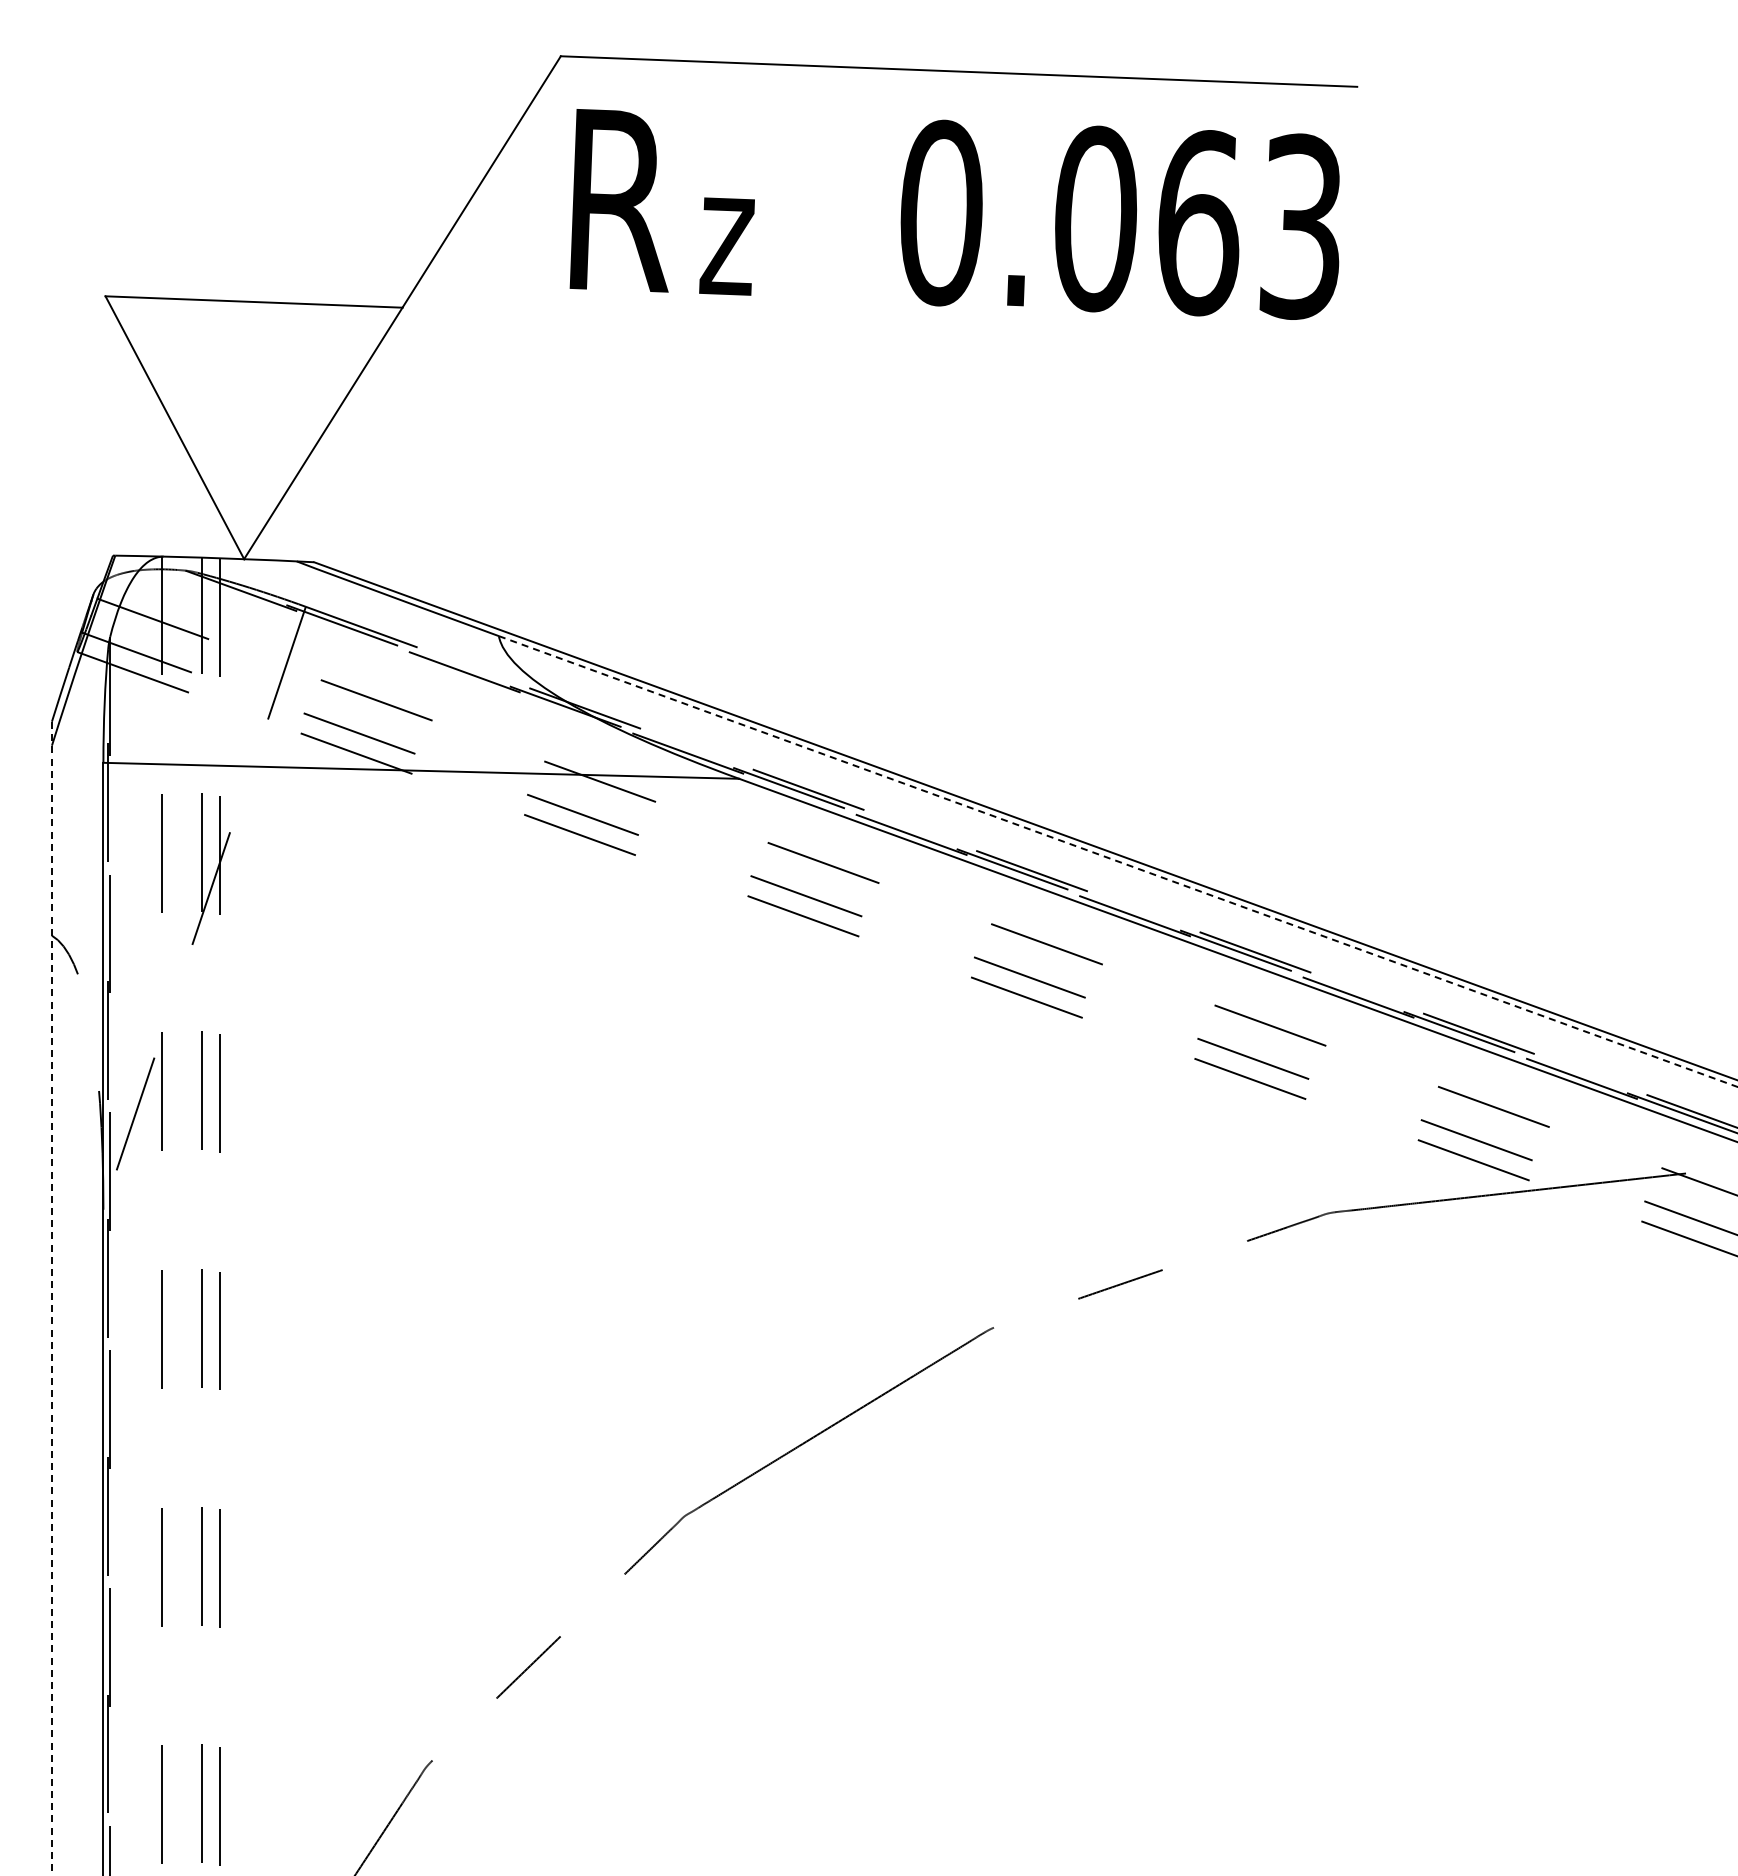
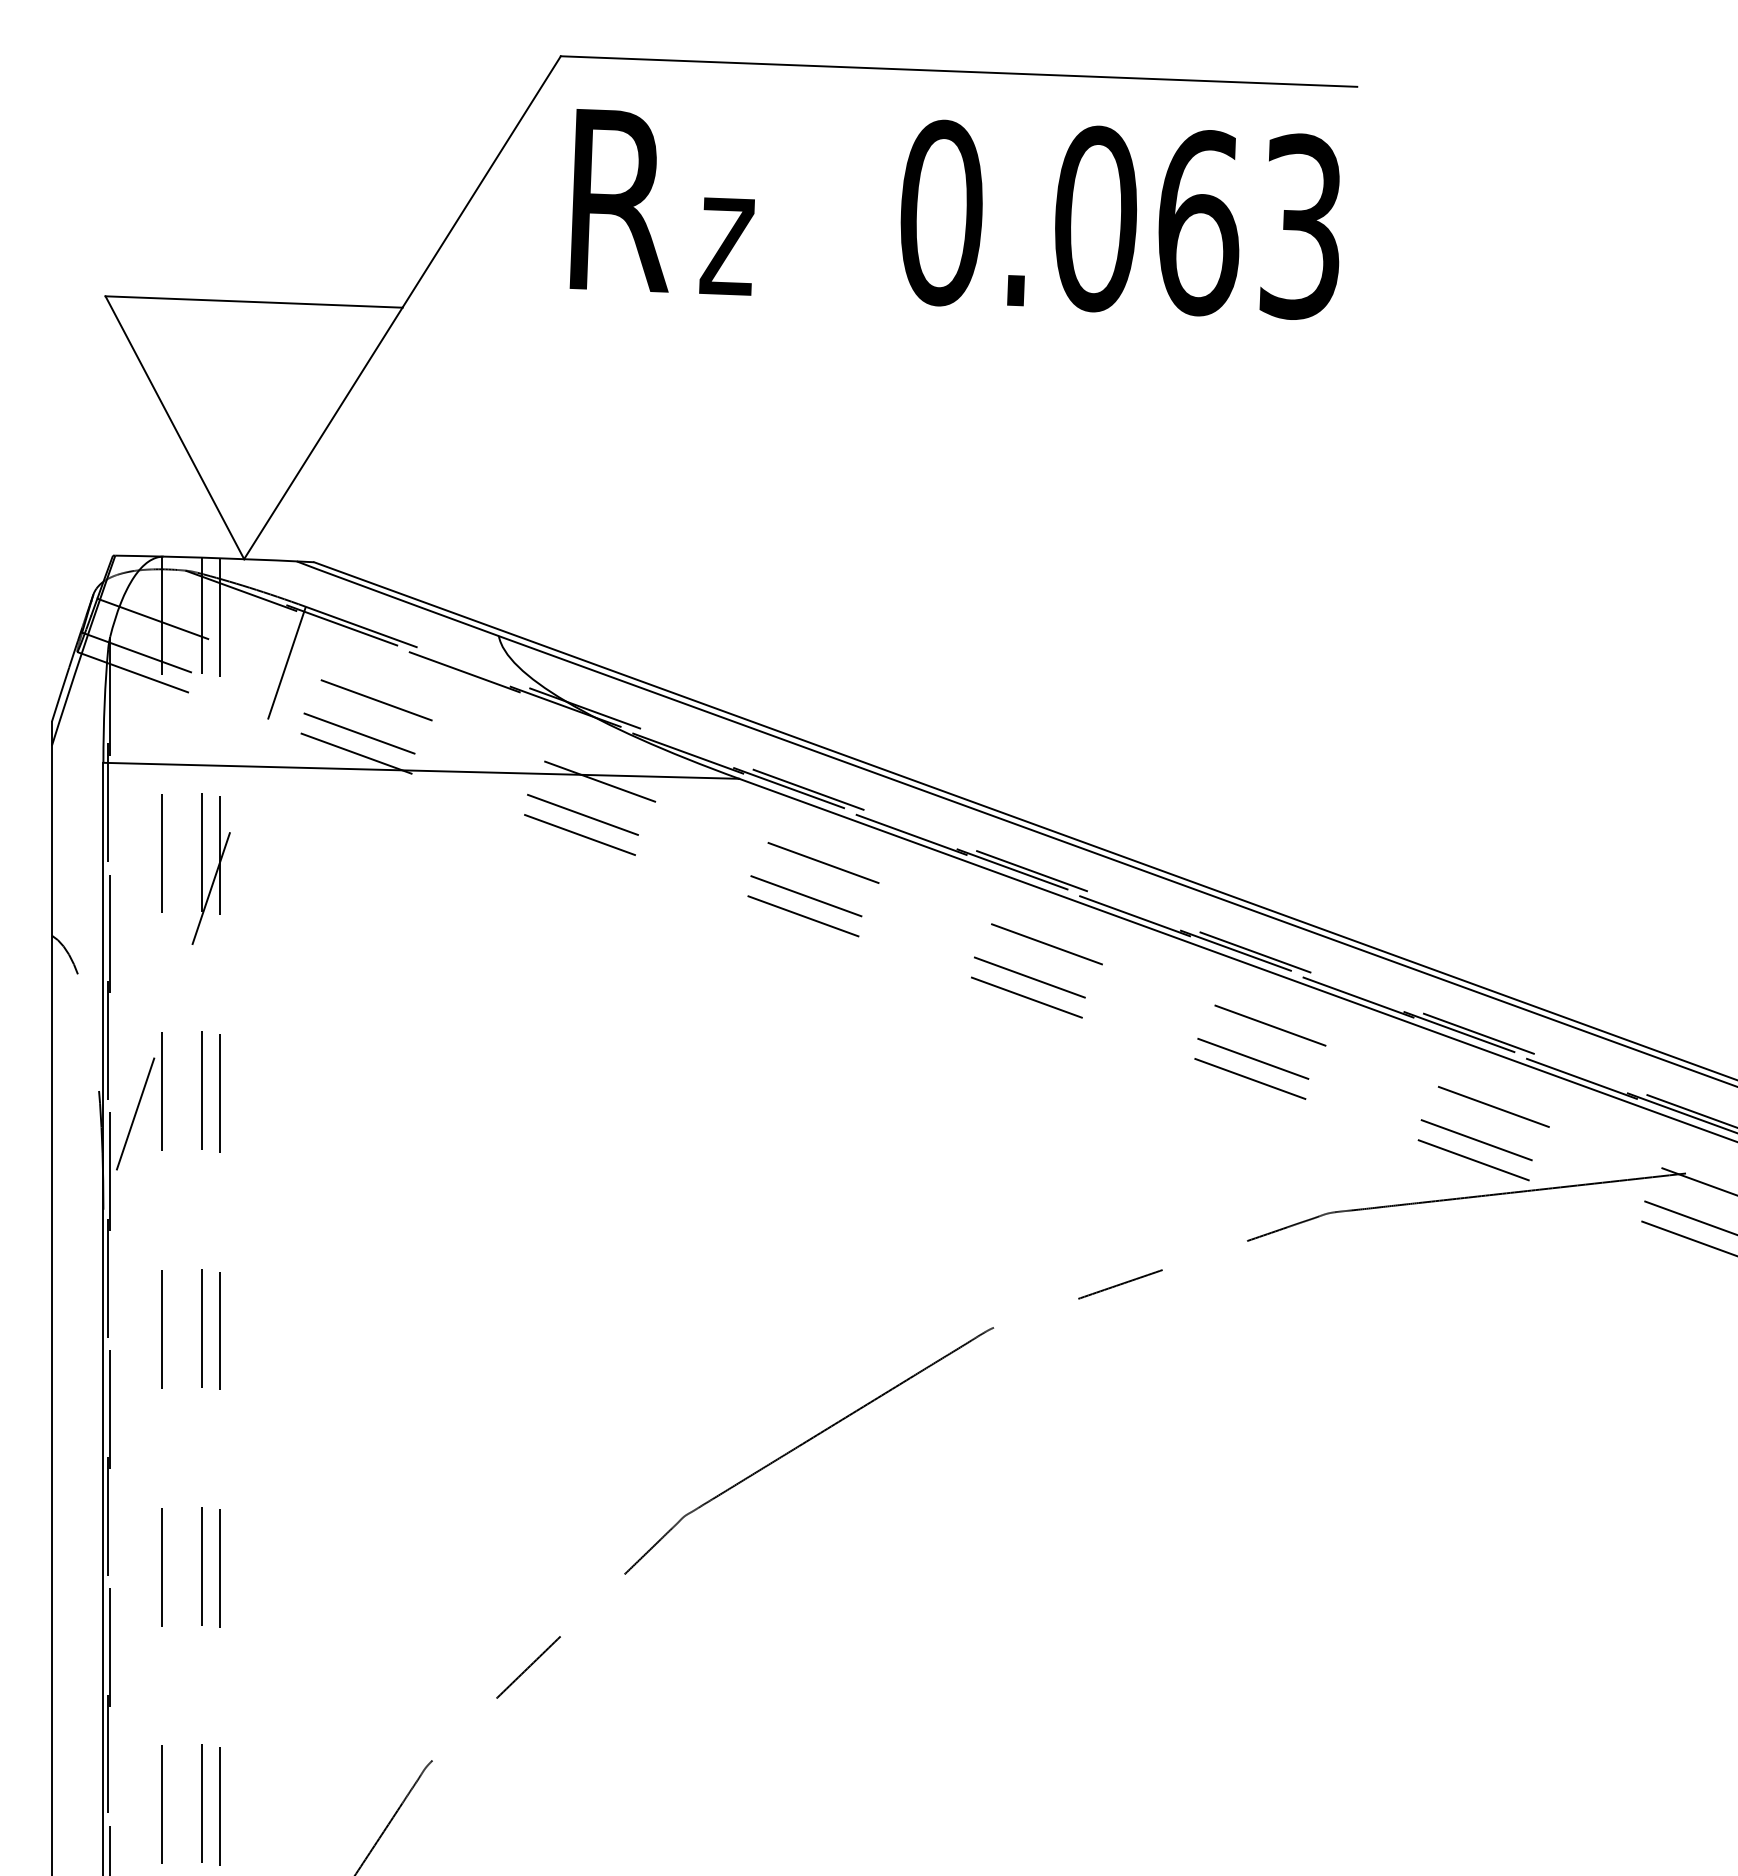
line: dashed -> solid (1117, 861)
line: dashed -> solid (51, 1298)
